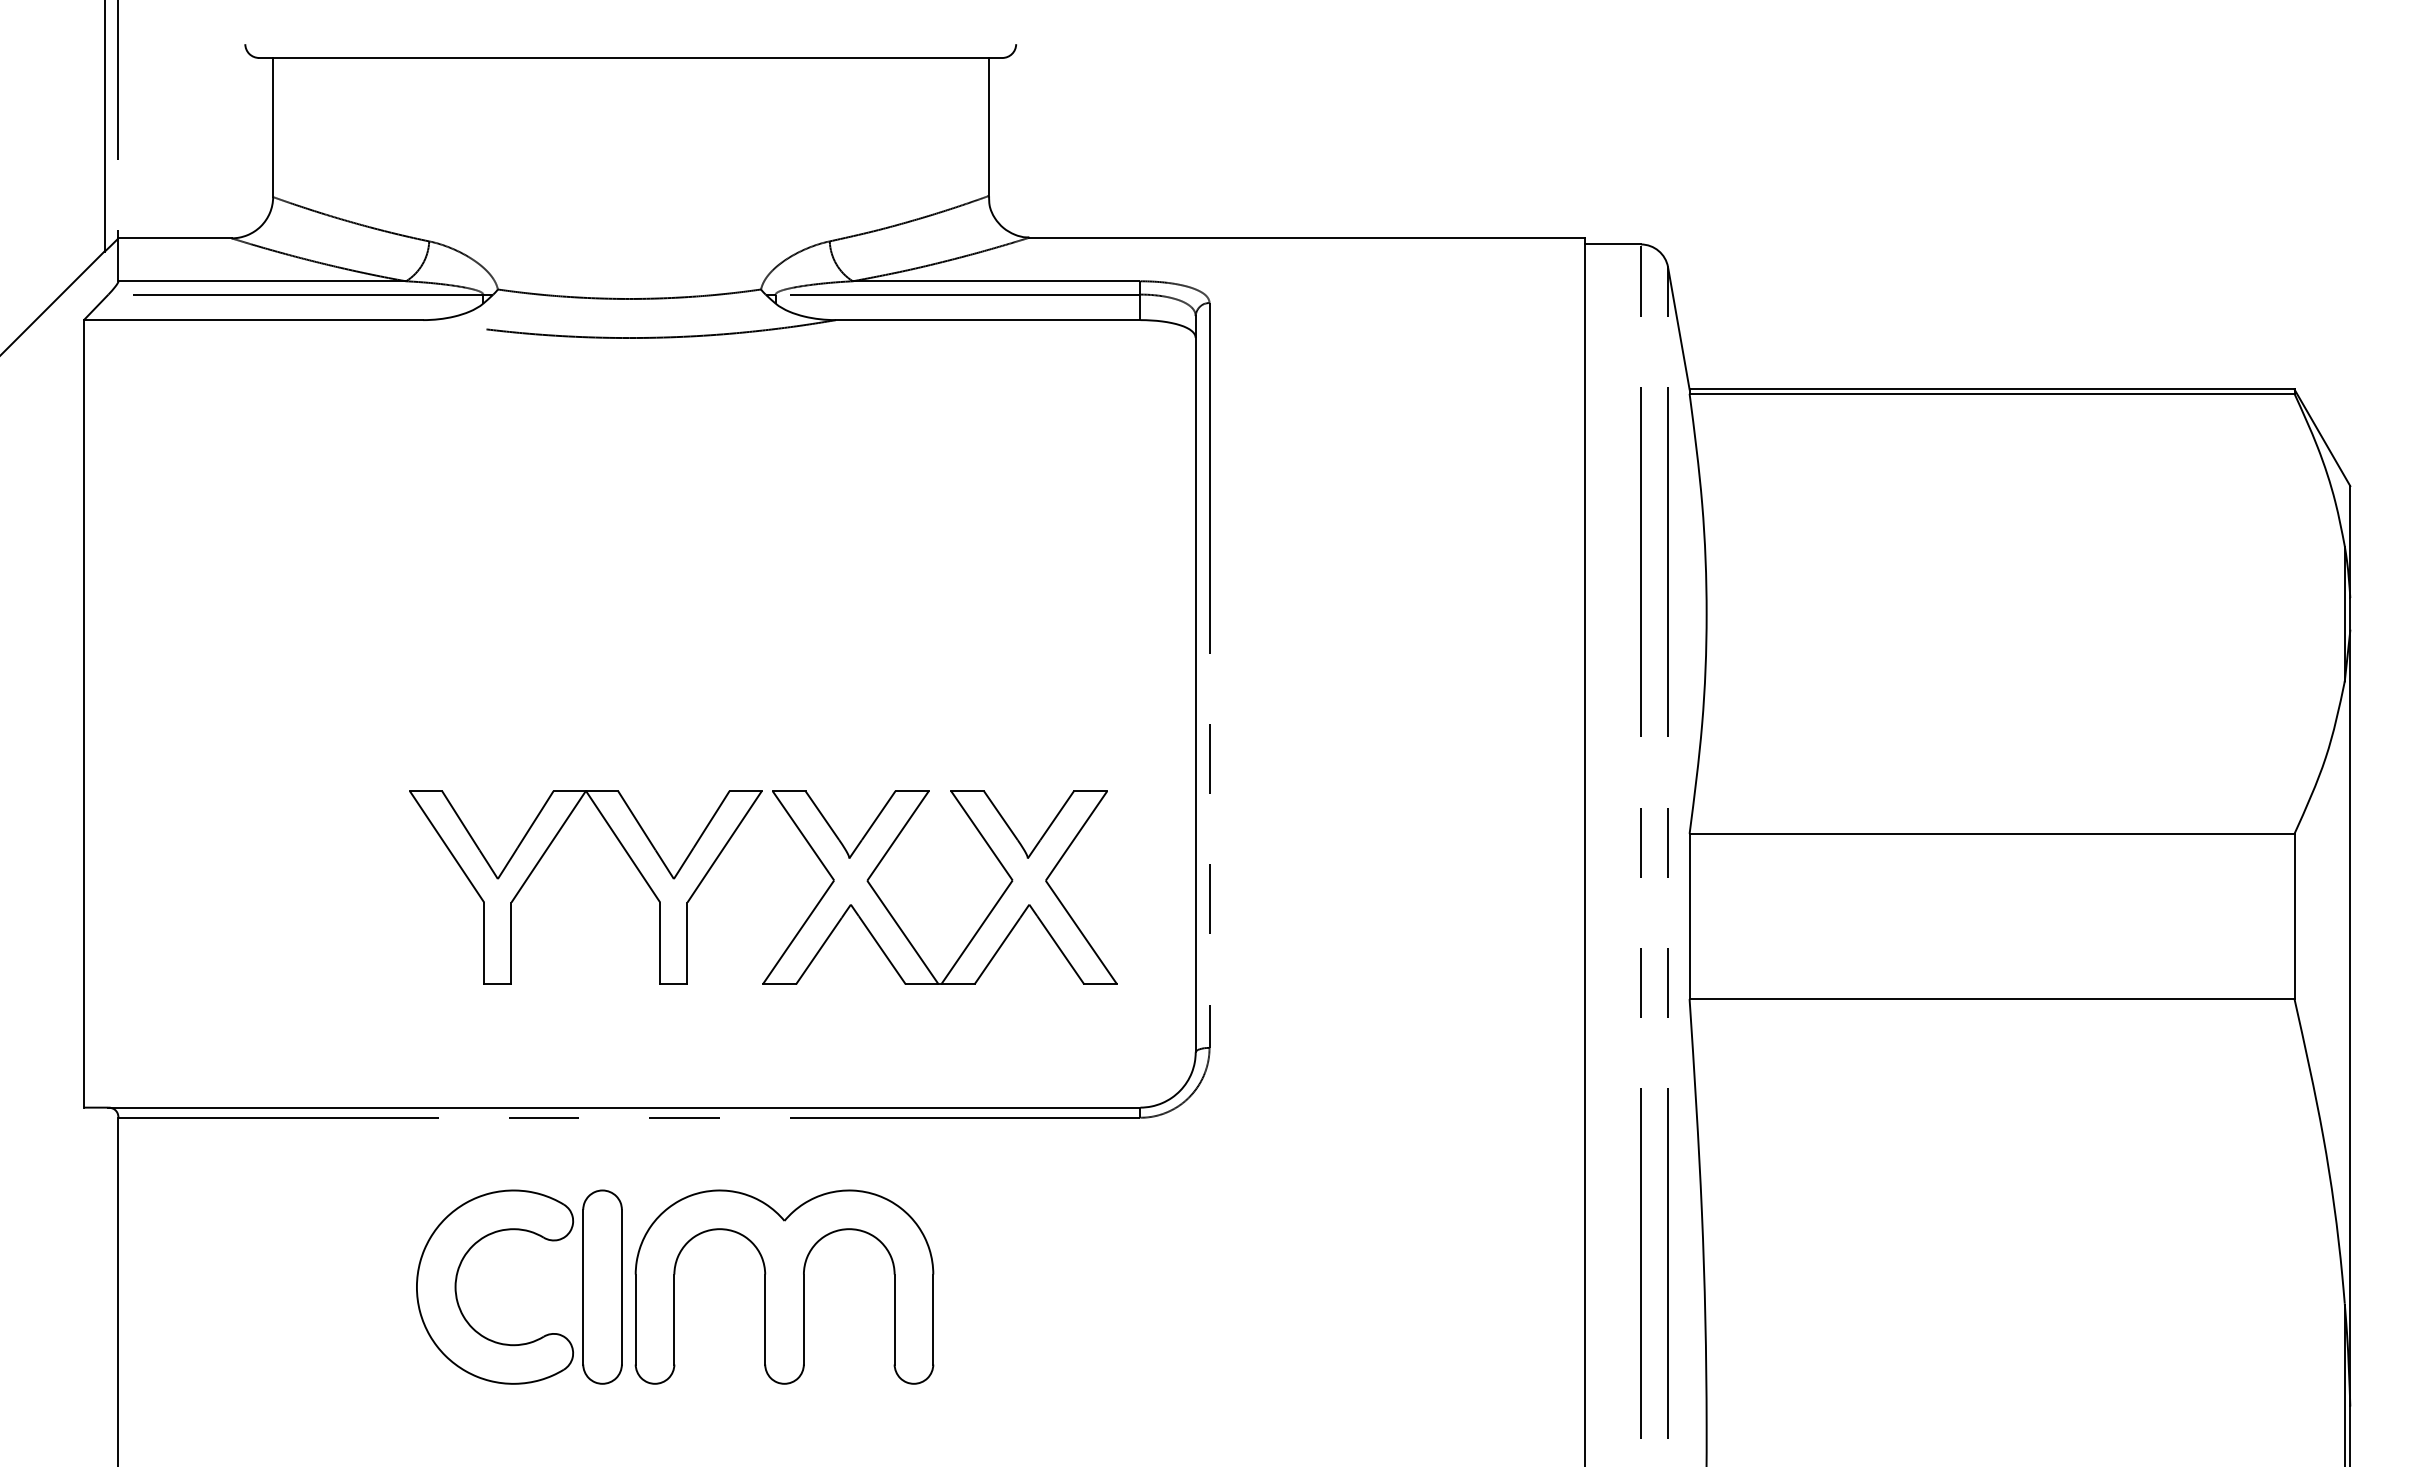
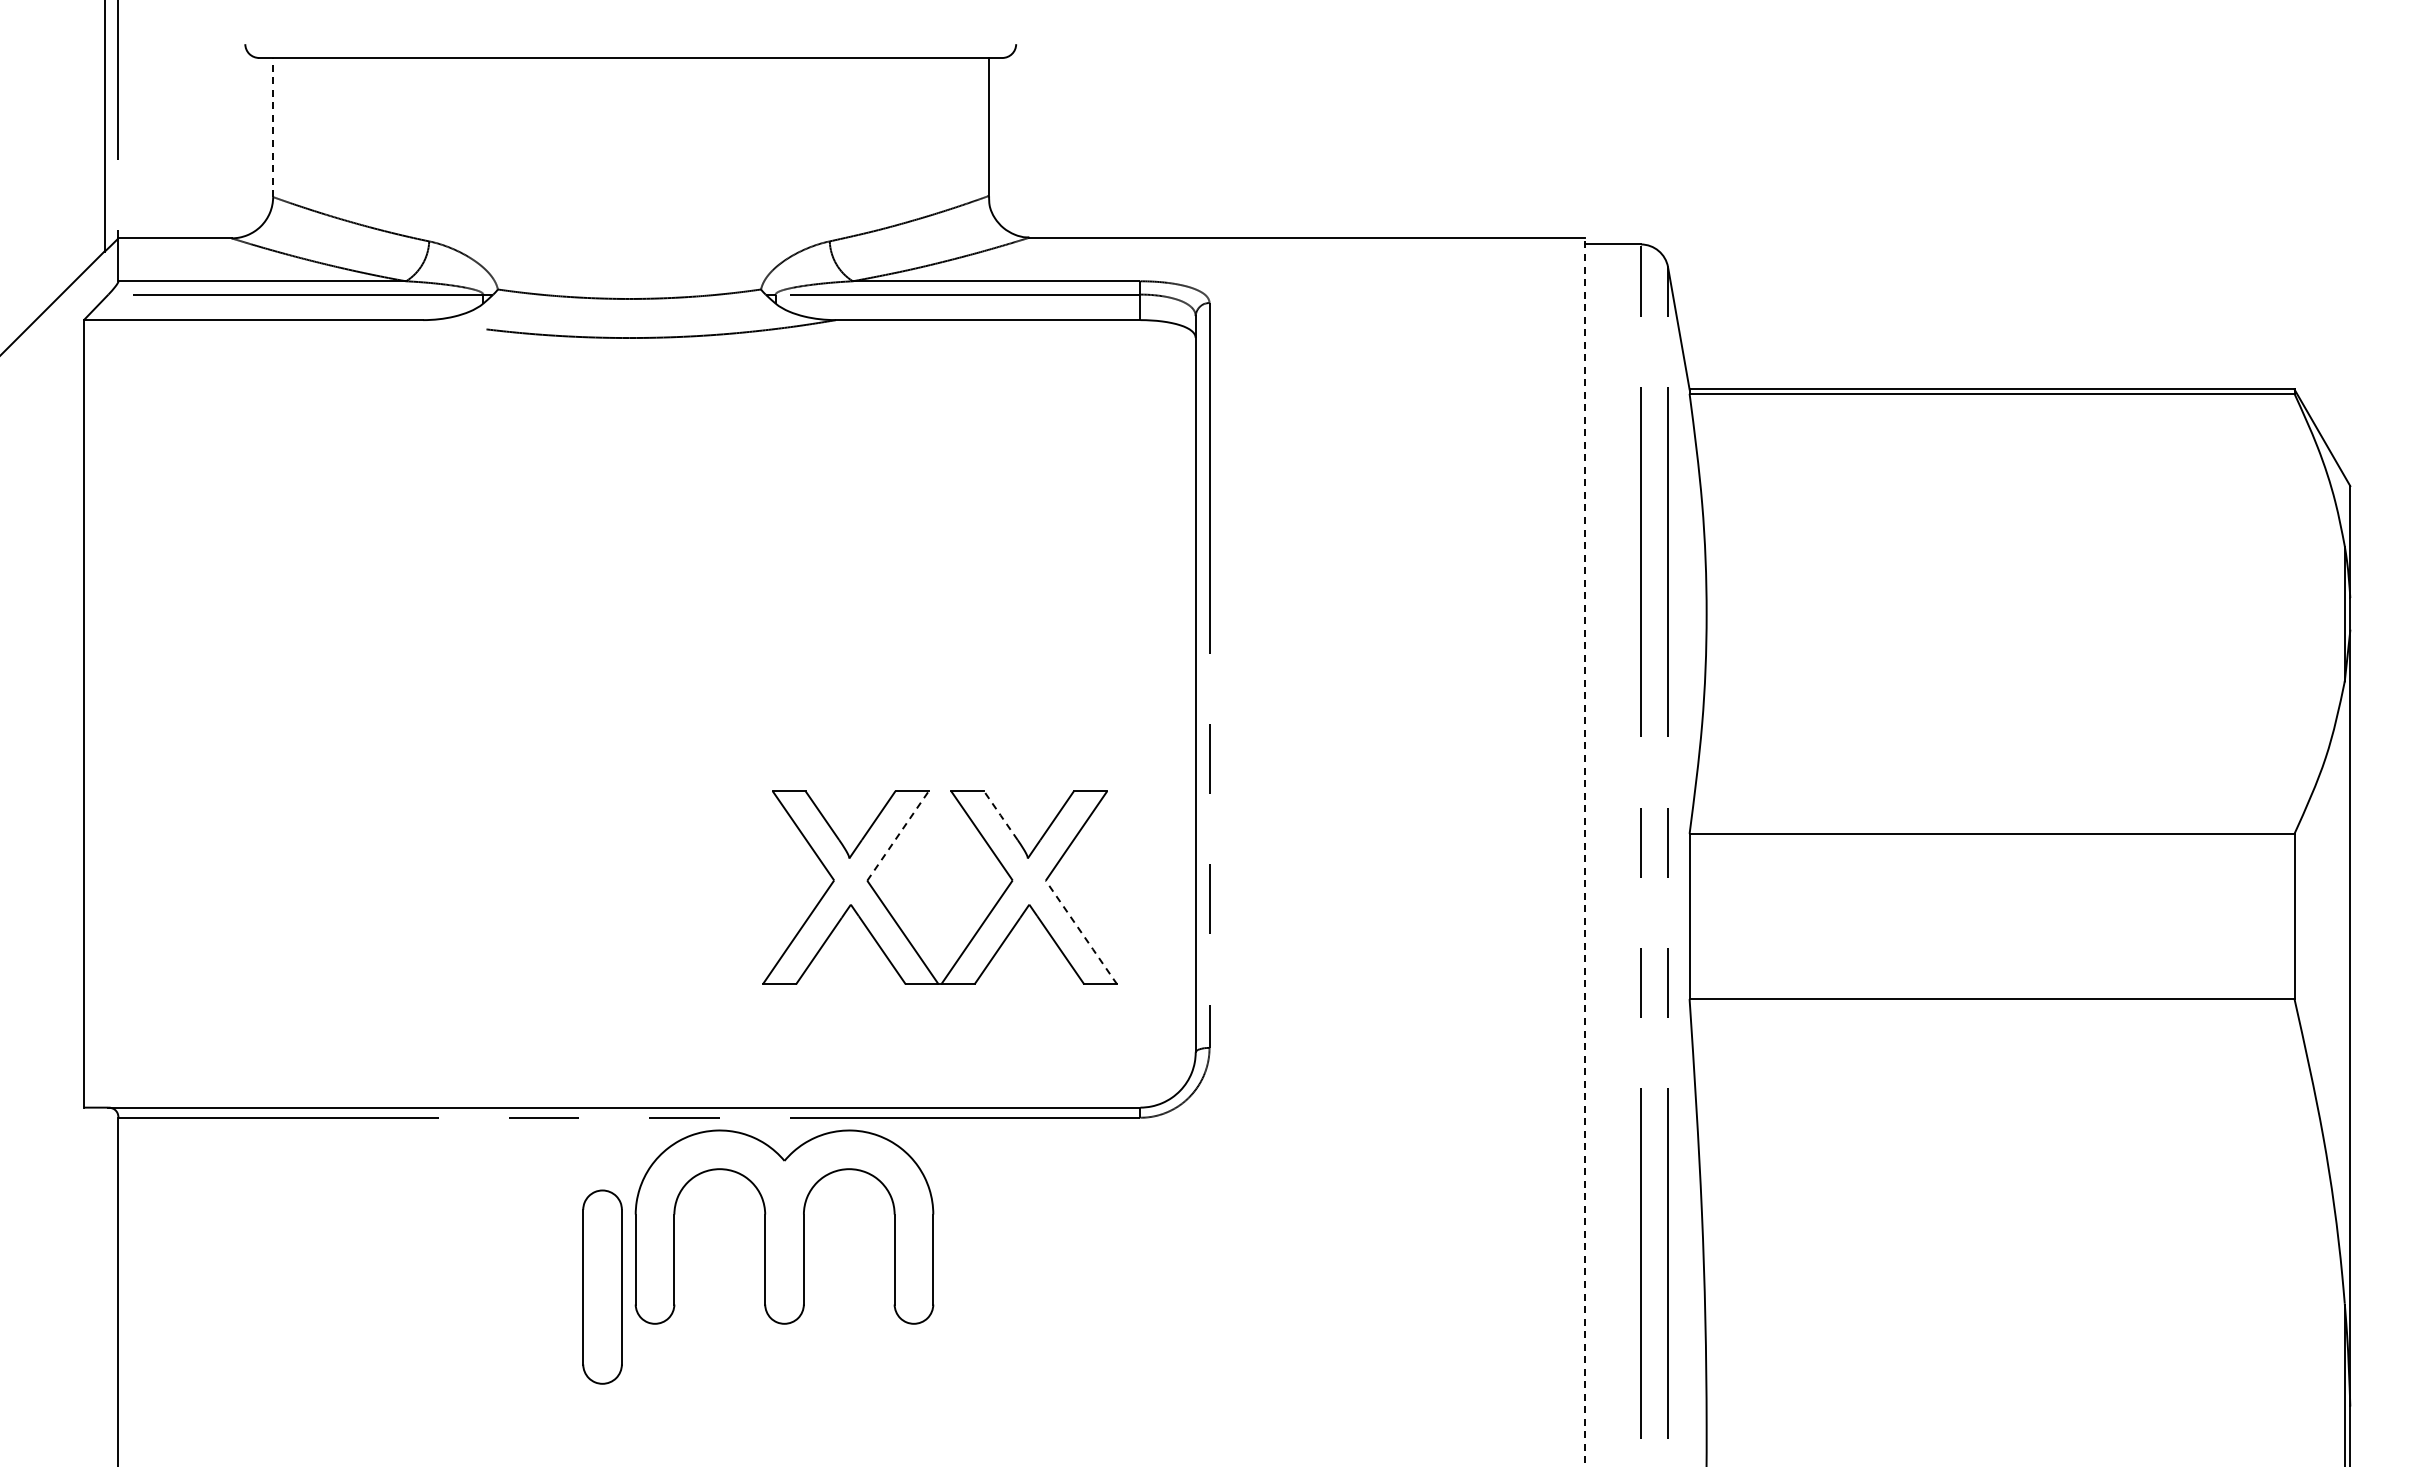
line: solid -> dashed (273, 127)
line: solid -> dashed (1000, 815)
line: solid -> dashed (898, 835)
line: solid -> dashed (1585, 851)
part: present -> none (541, 859)
line: solid -> dashed (1081, 932)
part: present -> none (457, 1279)
part position: (784, 1286) -> (784, 1226) (784, 1226)
